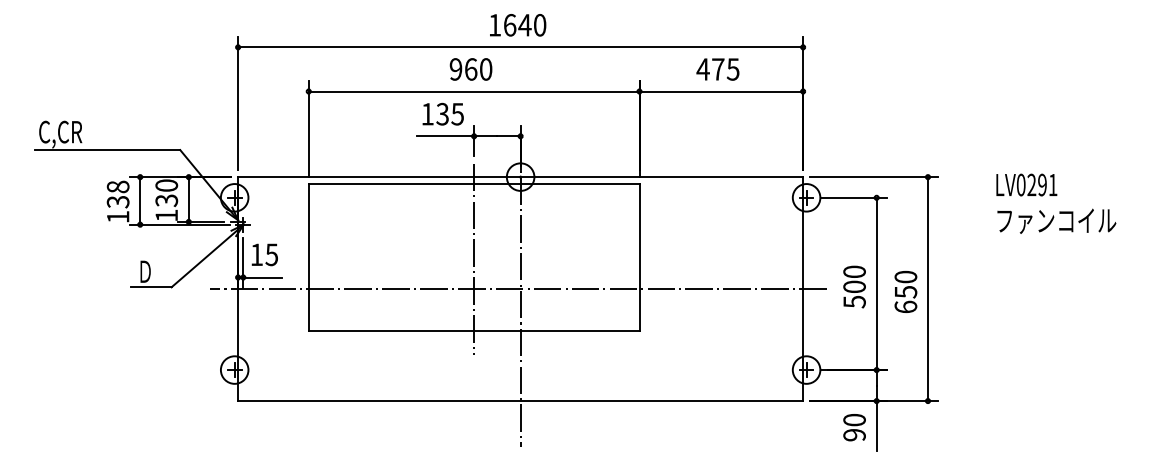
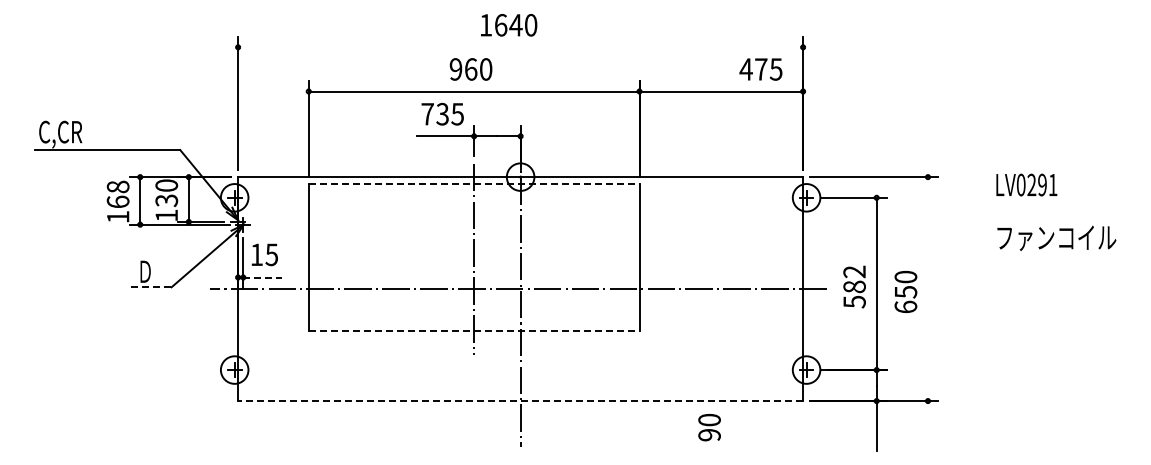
text position: (518, 25) -> (509, 25) (509, 25)
line: present -> none (520, 47)
text position: (717, 69) -> (760, 69) (760, 69)
text: 135 -> 735 (427, 114)
line: solid -> dashed (474, 184)
text: 138 -> 168 (117, 201)
text position: (1056, 220) -> (1056, 237) (1056, 237)
line: solid -> dashed (262, 277)
text: 500 -> 582 (854, 279)
line: solid -> dashed (151, 287)
line: present -> none (927, 288)
line: solid -> dashed (474, 331)
line: solid -> dashed (520, 401)
text position: (854, 427) -> (709, 427) (709, 427)
